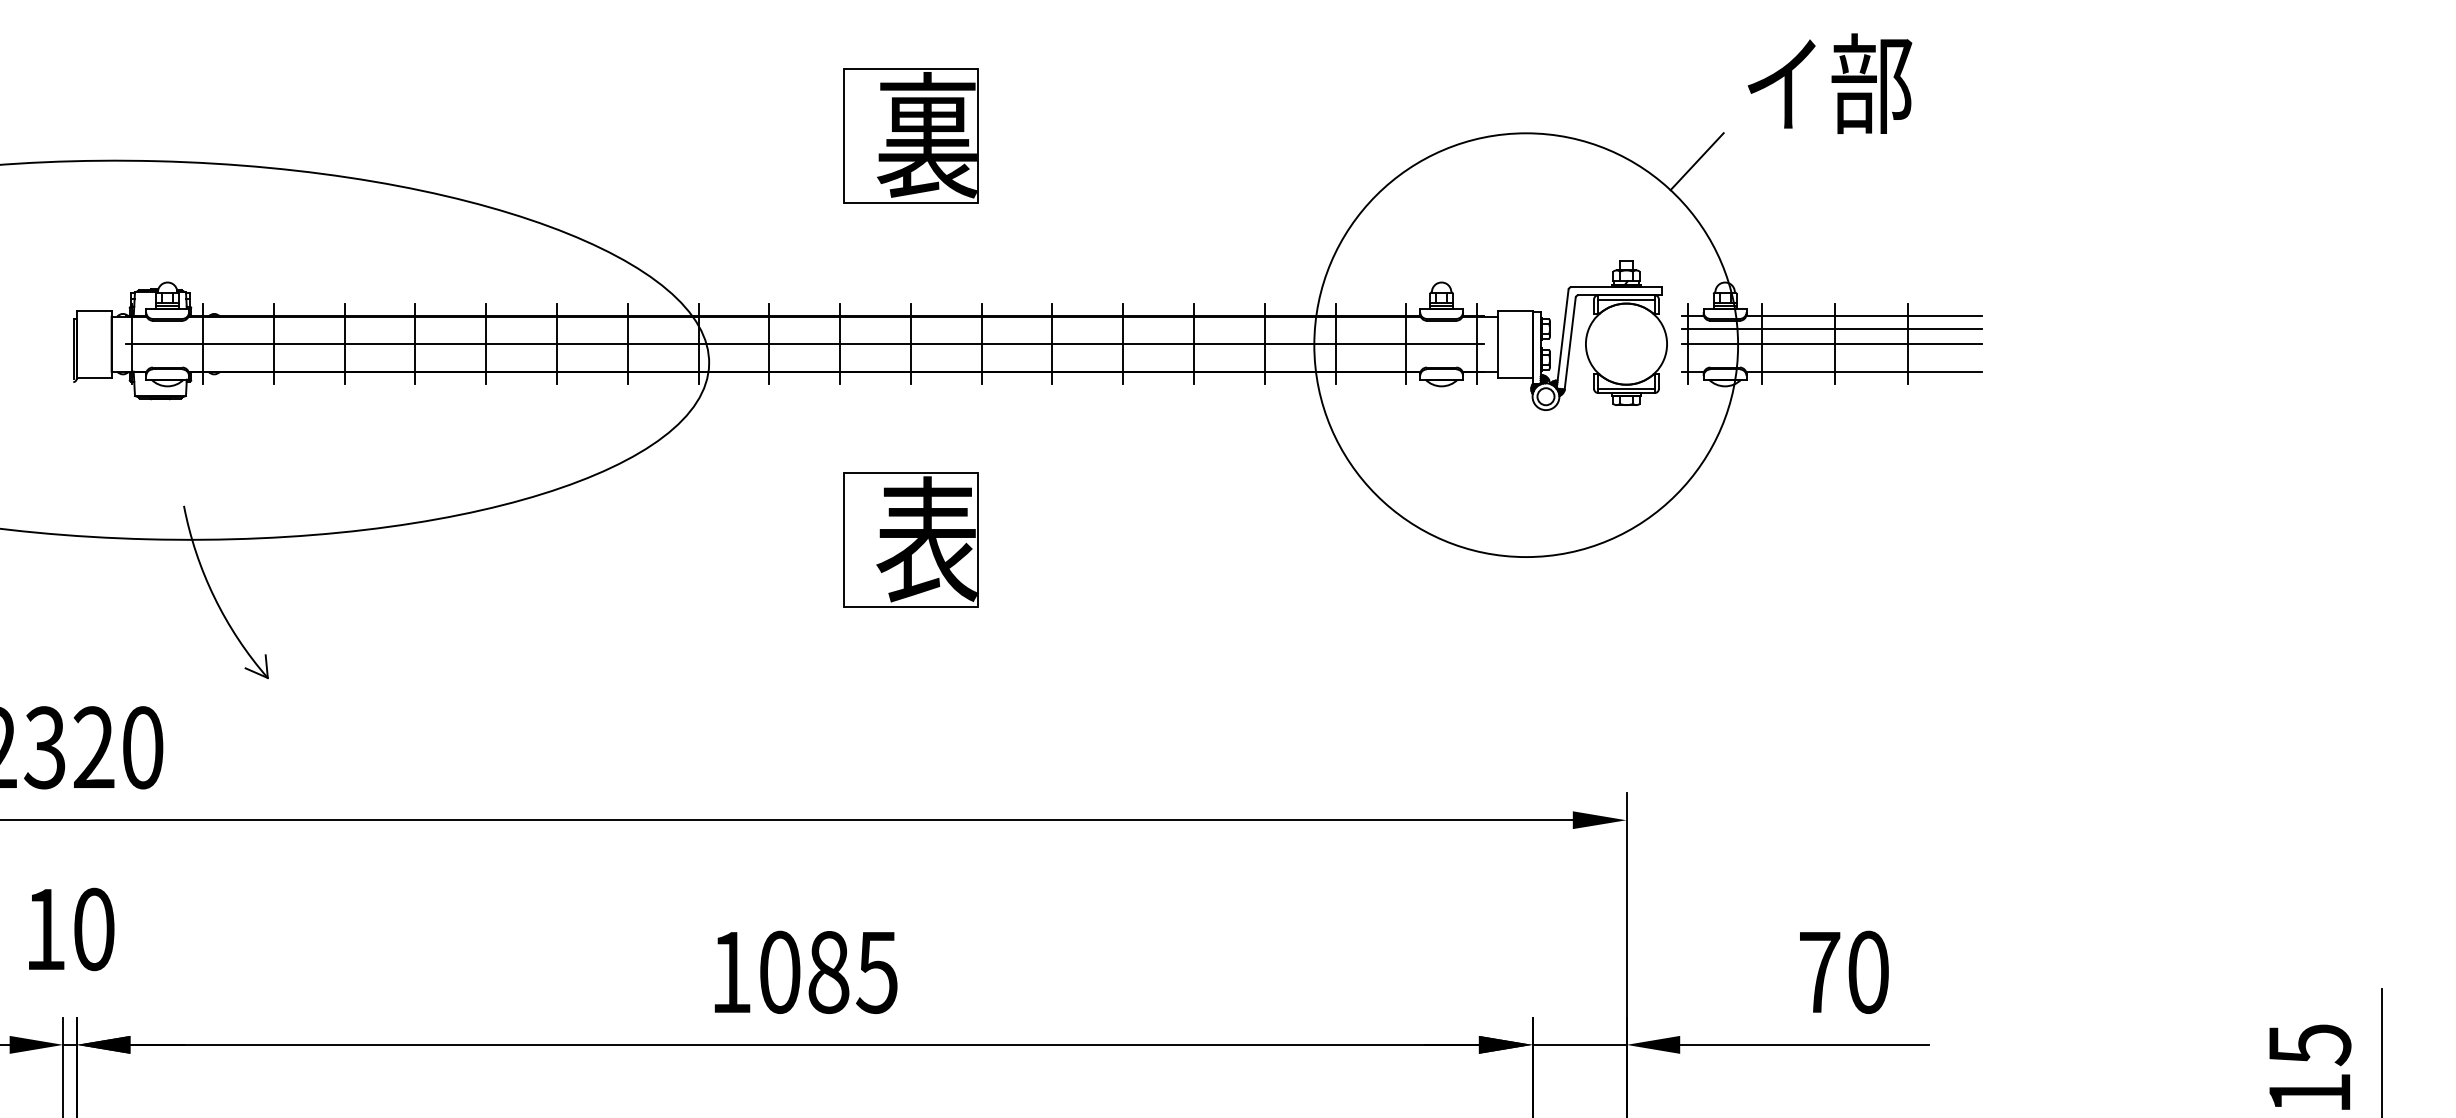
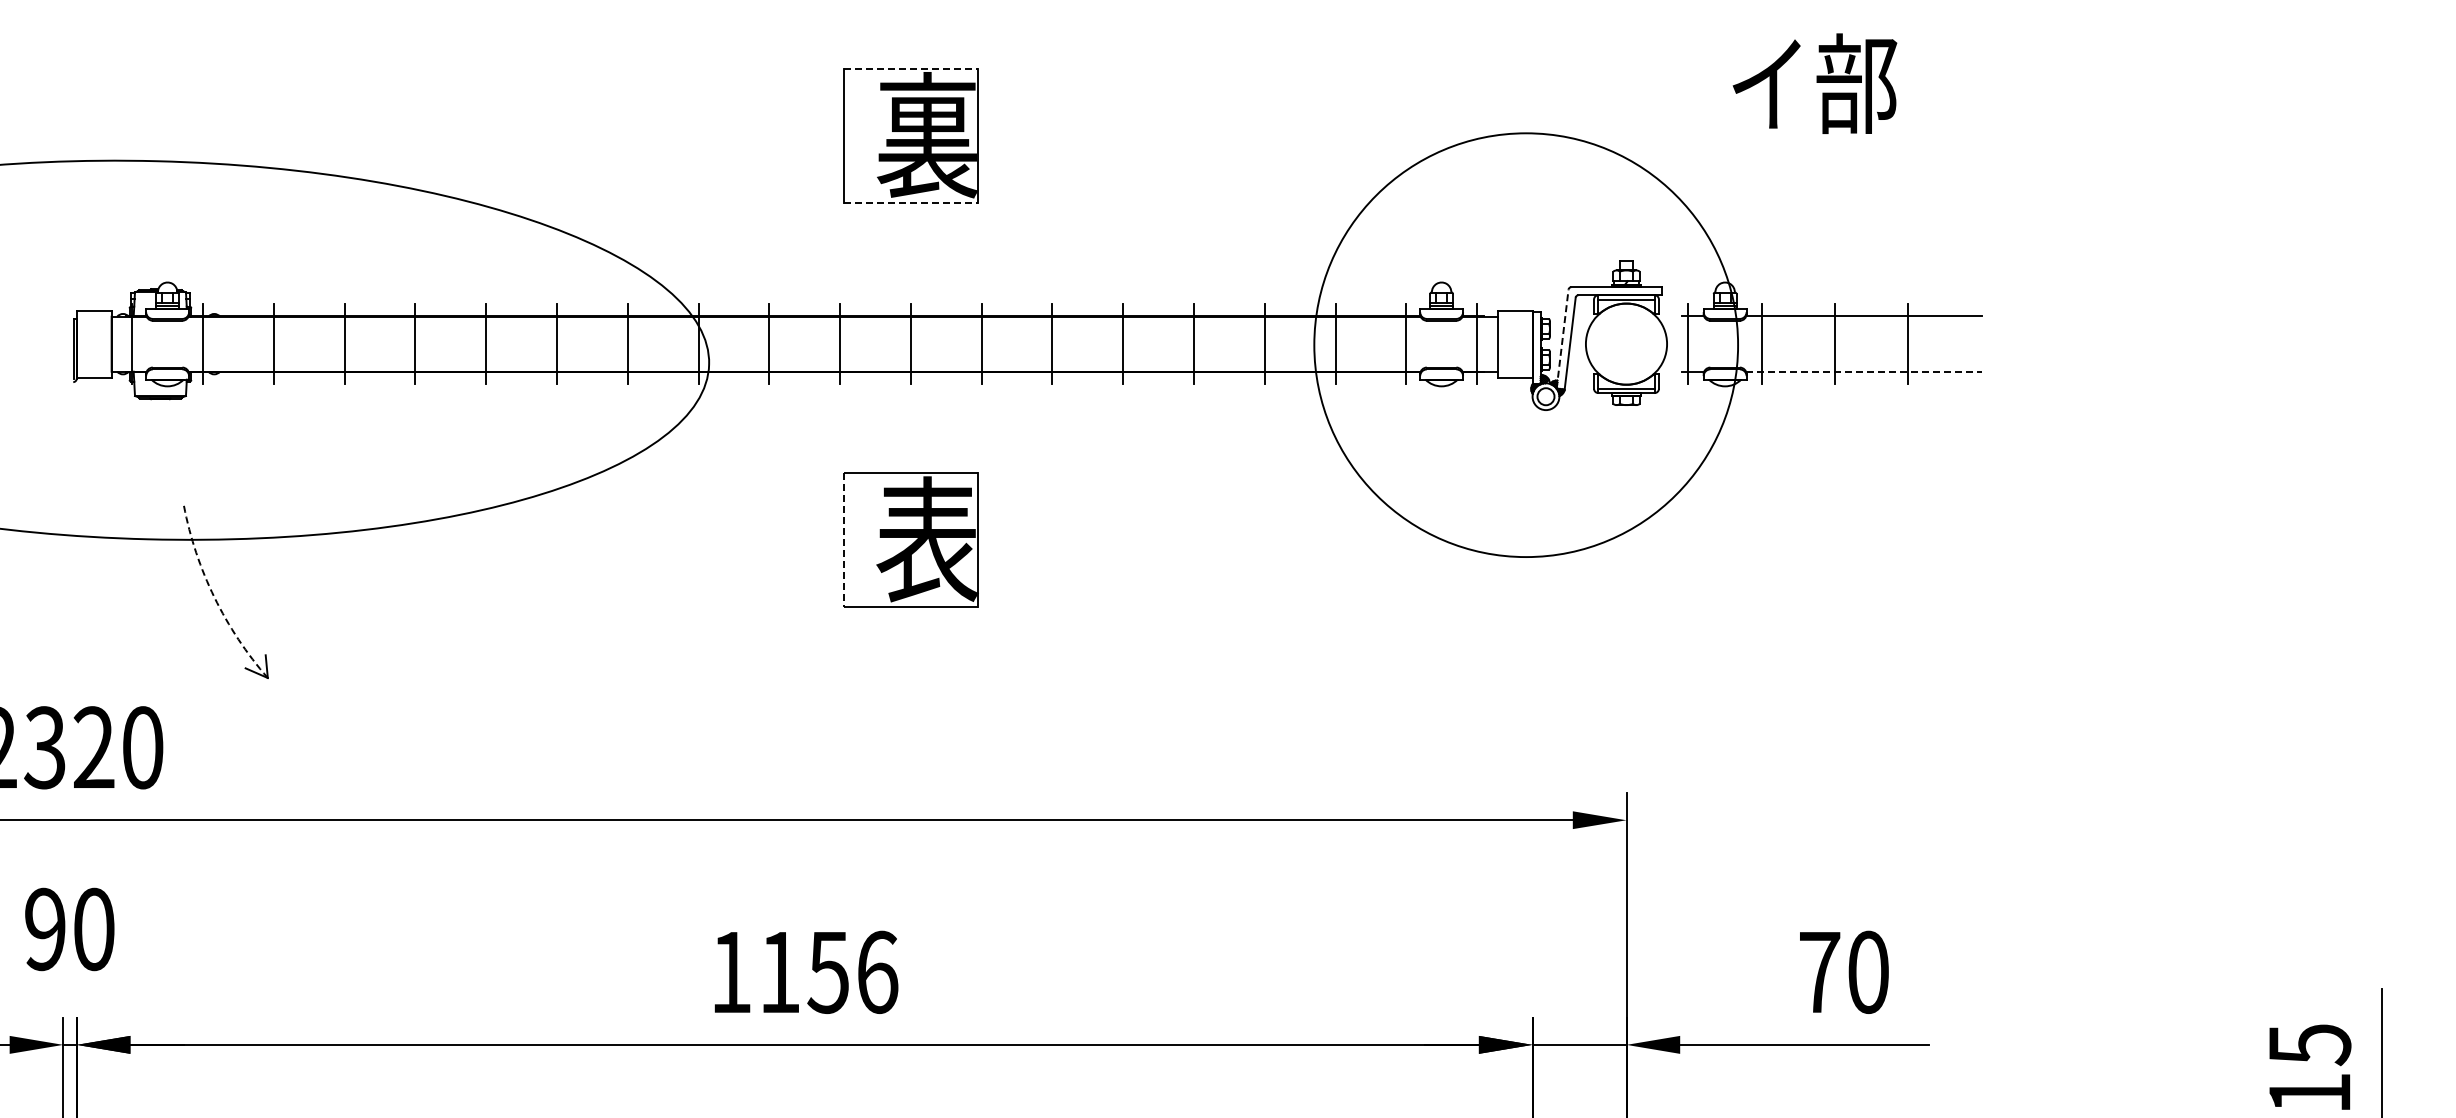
line: solid -> dashed (911, 68)
text position: (1829, 83) -> (1814, 83) (1814, 83)
line: present -> none (1696, 161)
line: solid -> dashed (911, 203)
line: present -> none (1831, 329)
line: solid -> dashed (1562, 339)
line: present -> none (804, 344)
line: present -> none (1831, 344)
line: solid -> dashed (1863, 372)
line: solid -> dashed (844, 540)
arc: solid -> dashed (214, 597)
text: 10 -> 90 (45, 929)
text: 1085 -> 1156 (829, 972)
